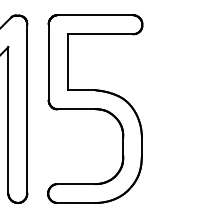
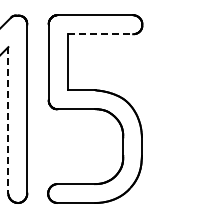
line: solid -> dashed (100, 34)
line: solid -> dashed (8, 120)
